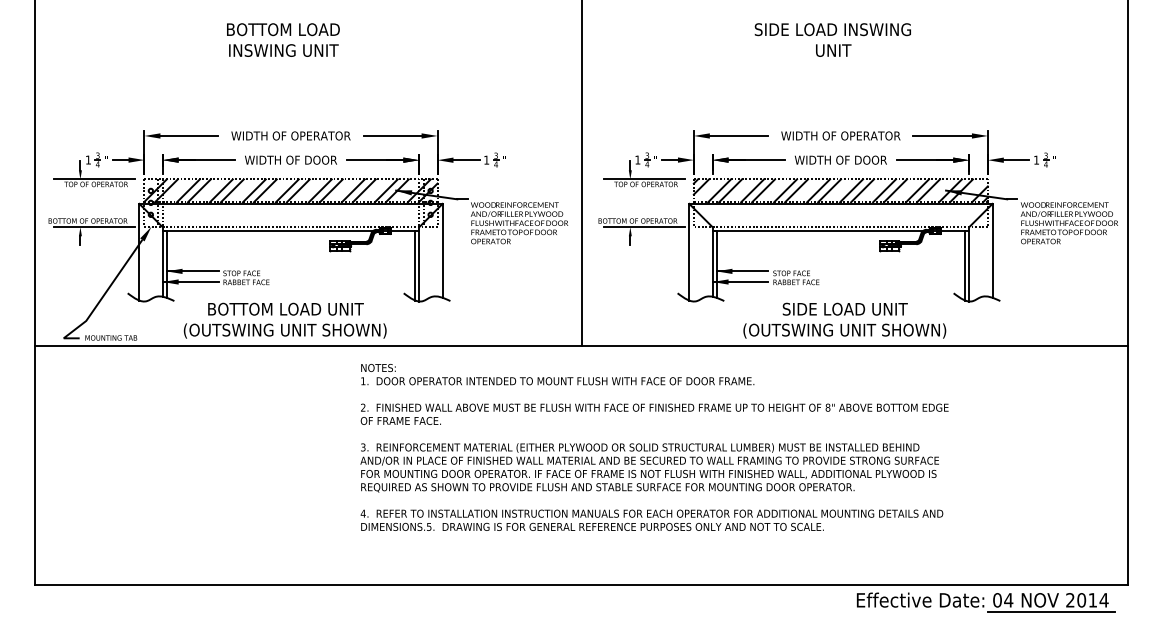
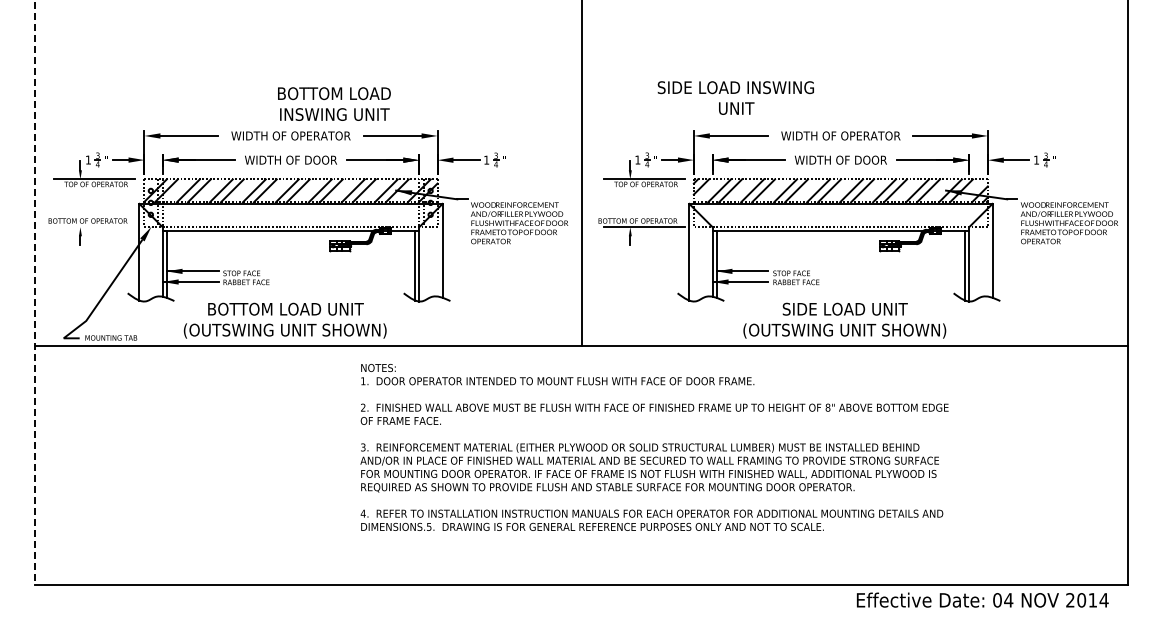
text position: (283, 39) -> (334, 103) (334, 103)
text position: (832, 39) -> (735, 97) (735, 97)
line: present -> none (94, 227)
line: solid -> dashed (34, 293)
line: present -> none (1051, 611)
